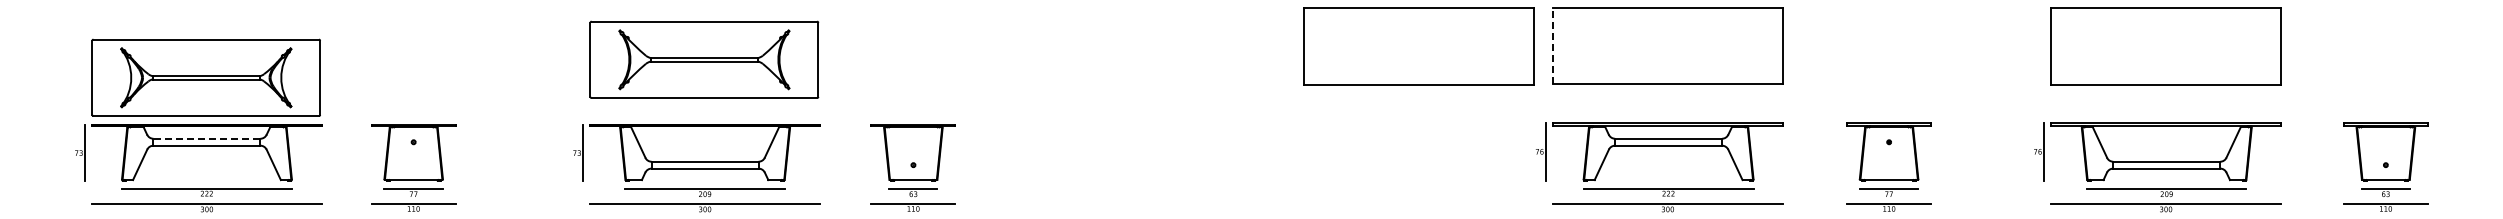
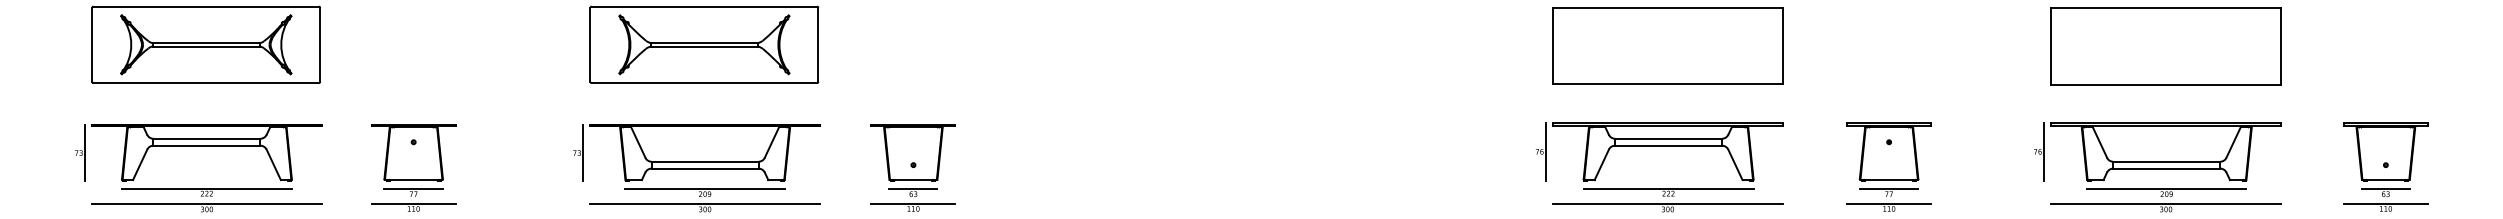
line: dashed -> solid (1553, 45)
part: present -> none (1418, 46)
part position: (704, 59) -> (704, 44) (704, 44)
part position: (205, 77) -> (205, 44) (205, 44)
line: dashed -> solid (206, 138)
